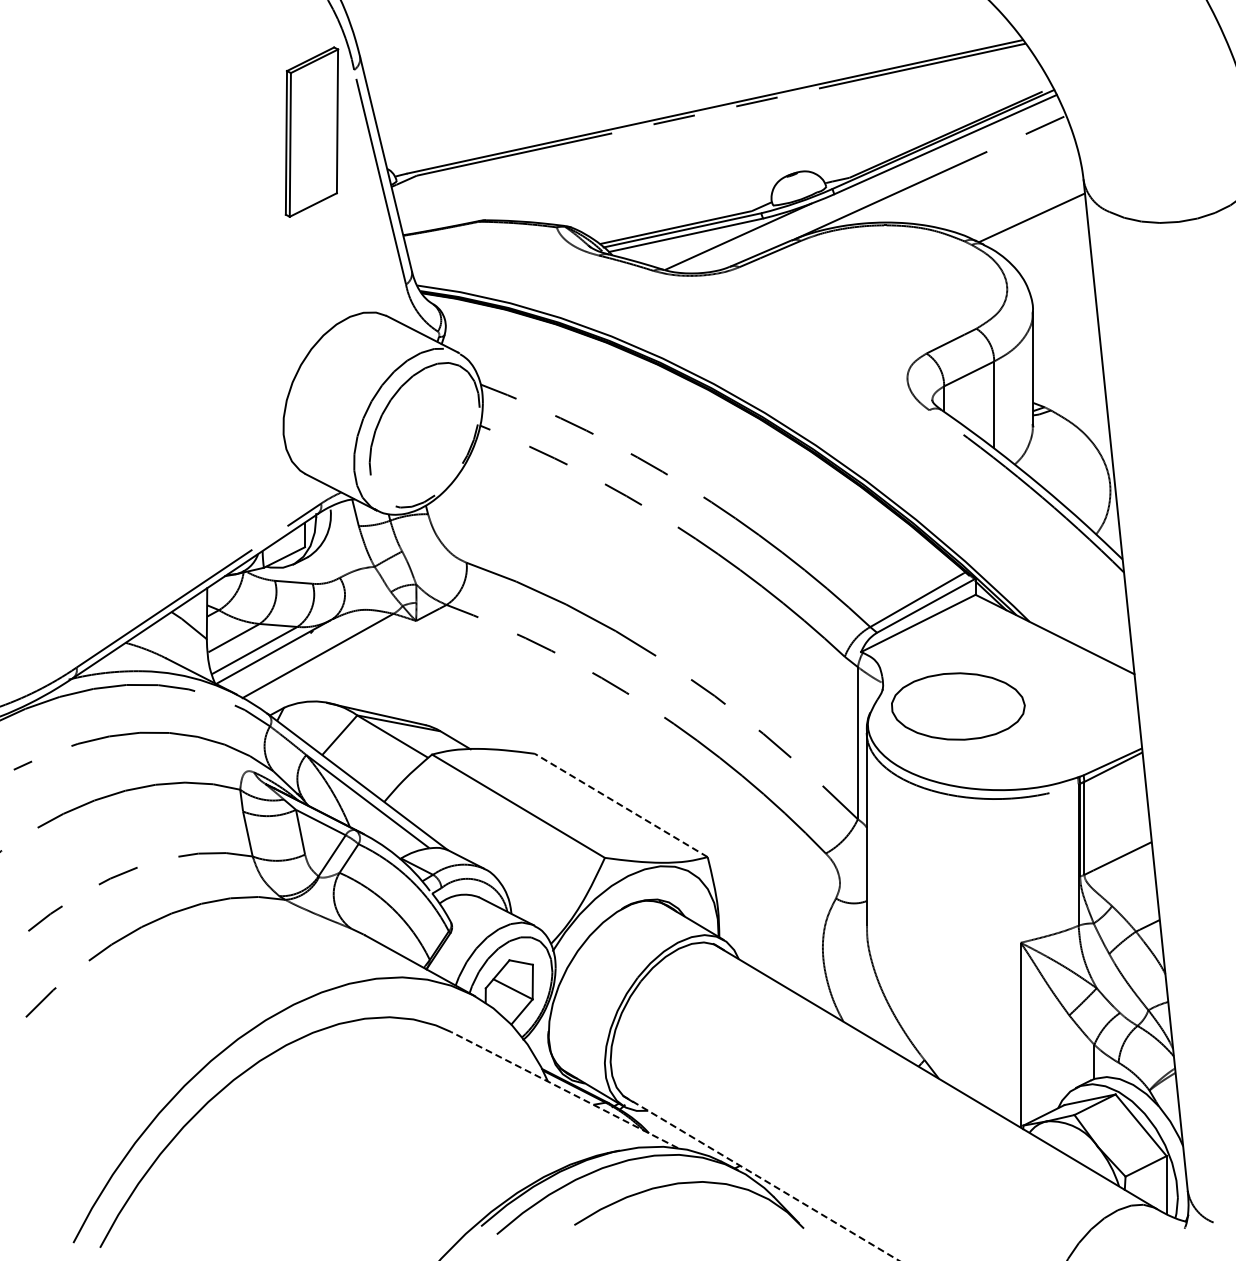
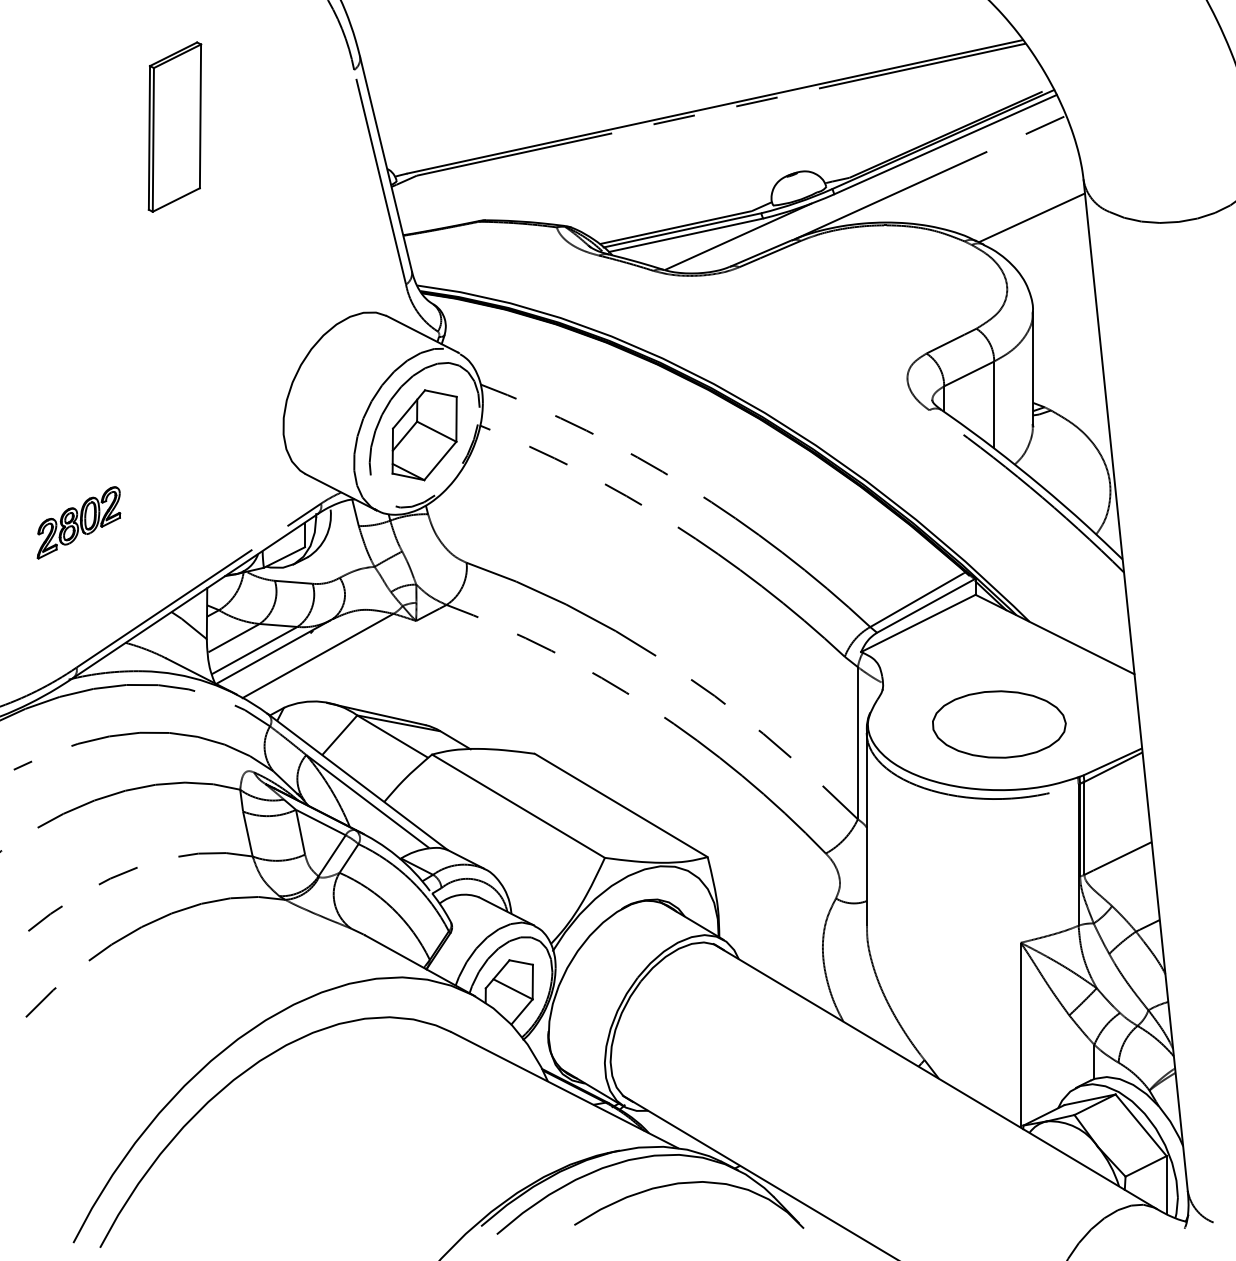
part position: (311, 131) -> (174, 126) (174, 126)
part: none -> present (424, 435)
part: none -> present (78, 522)
part position: (958, 706) -> (999, 724) (999, 724)
line: dashed -> solid (621, 805)
line: dashed -> solid (564, 1089)
line: dashed -> solid (760, 1178)
